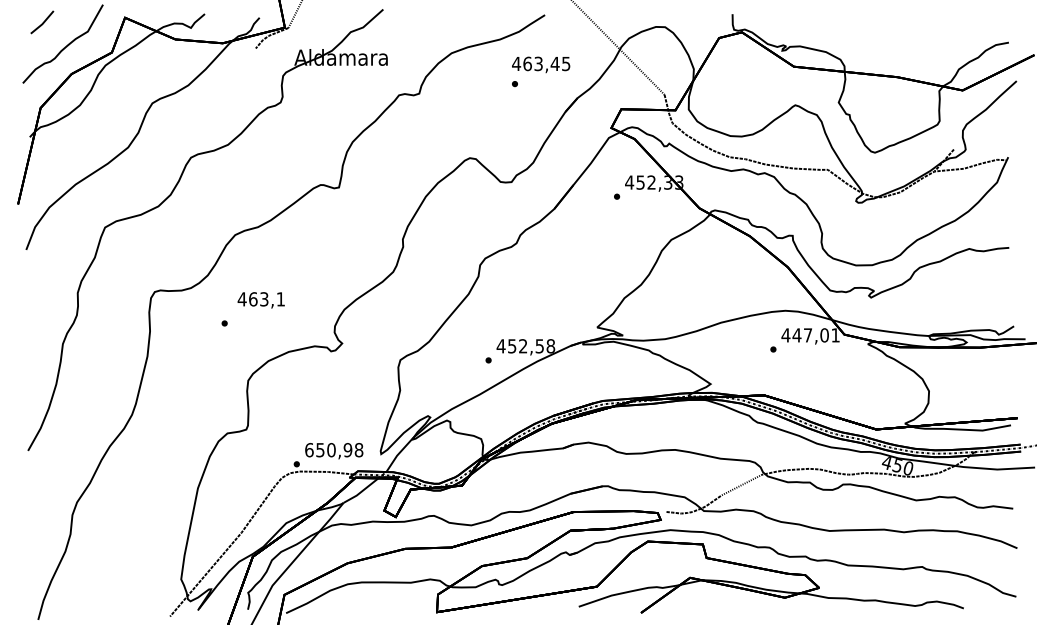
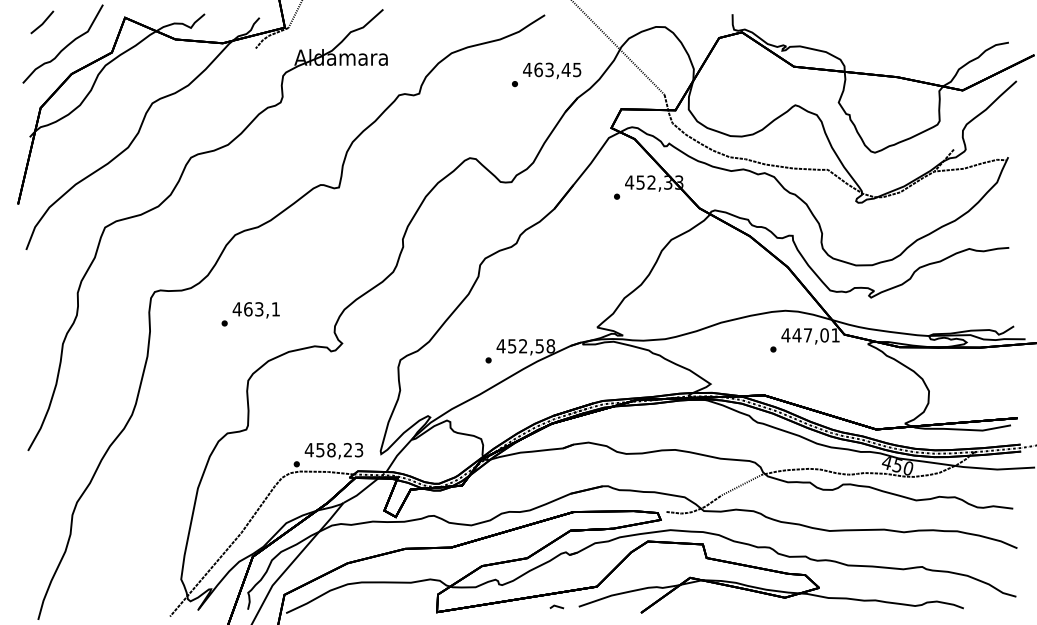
text position: (541, 64) -> (552, 70) (552, 70)
text position: (260, 300) -> (255, 310) (255, 310)
text: 650,98 -> 458,23 (333, 450)
line: none -> present (556, 606)
